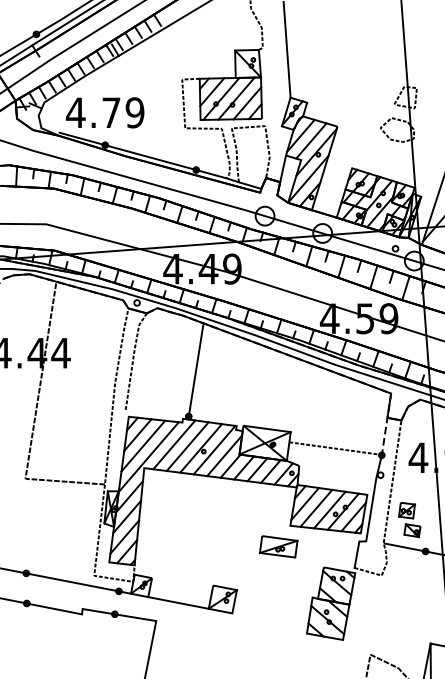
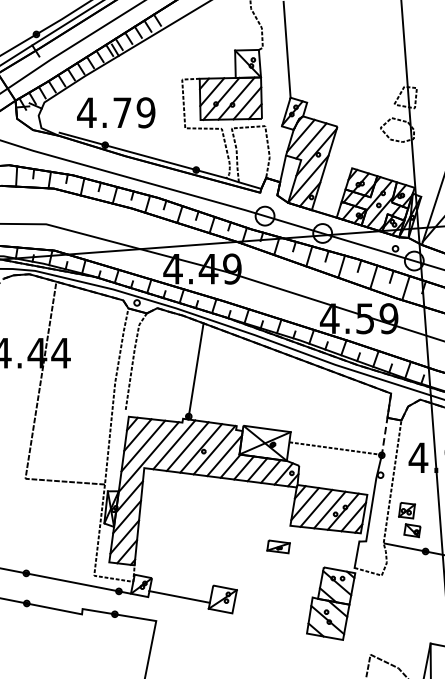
text position: (105, 112) -> (116, 112) (116, 112)
part size: 41x24 px -> 25x16 px (278, 546)
line position: (178, 602) -> (179, 596) (179, 596)
